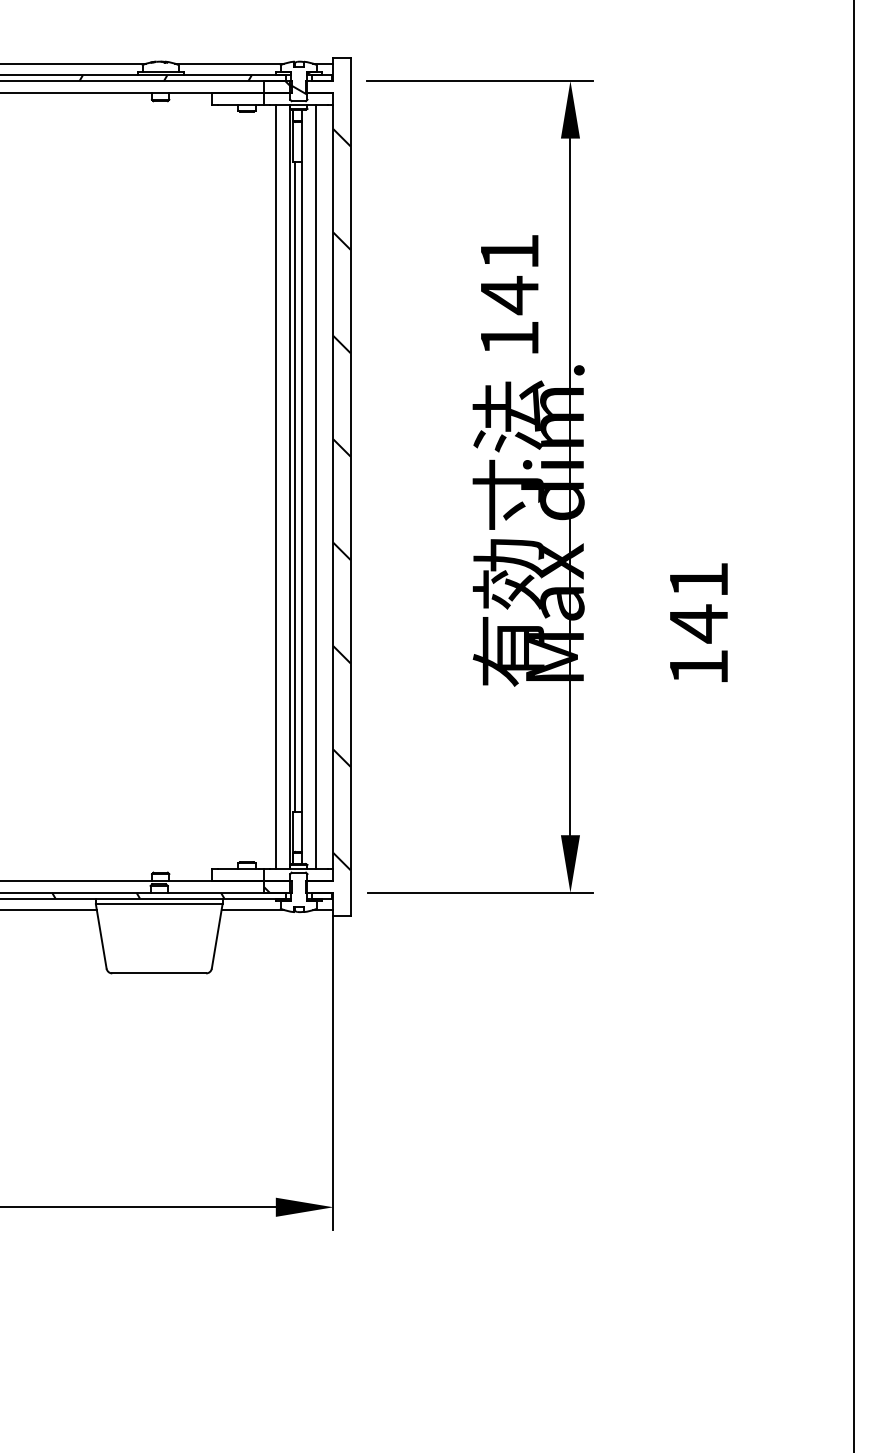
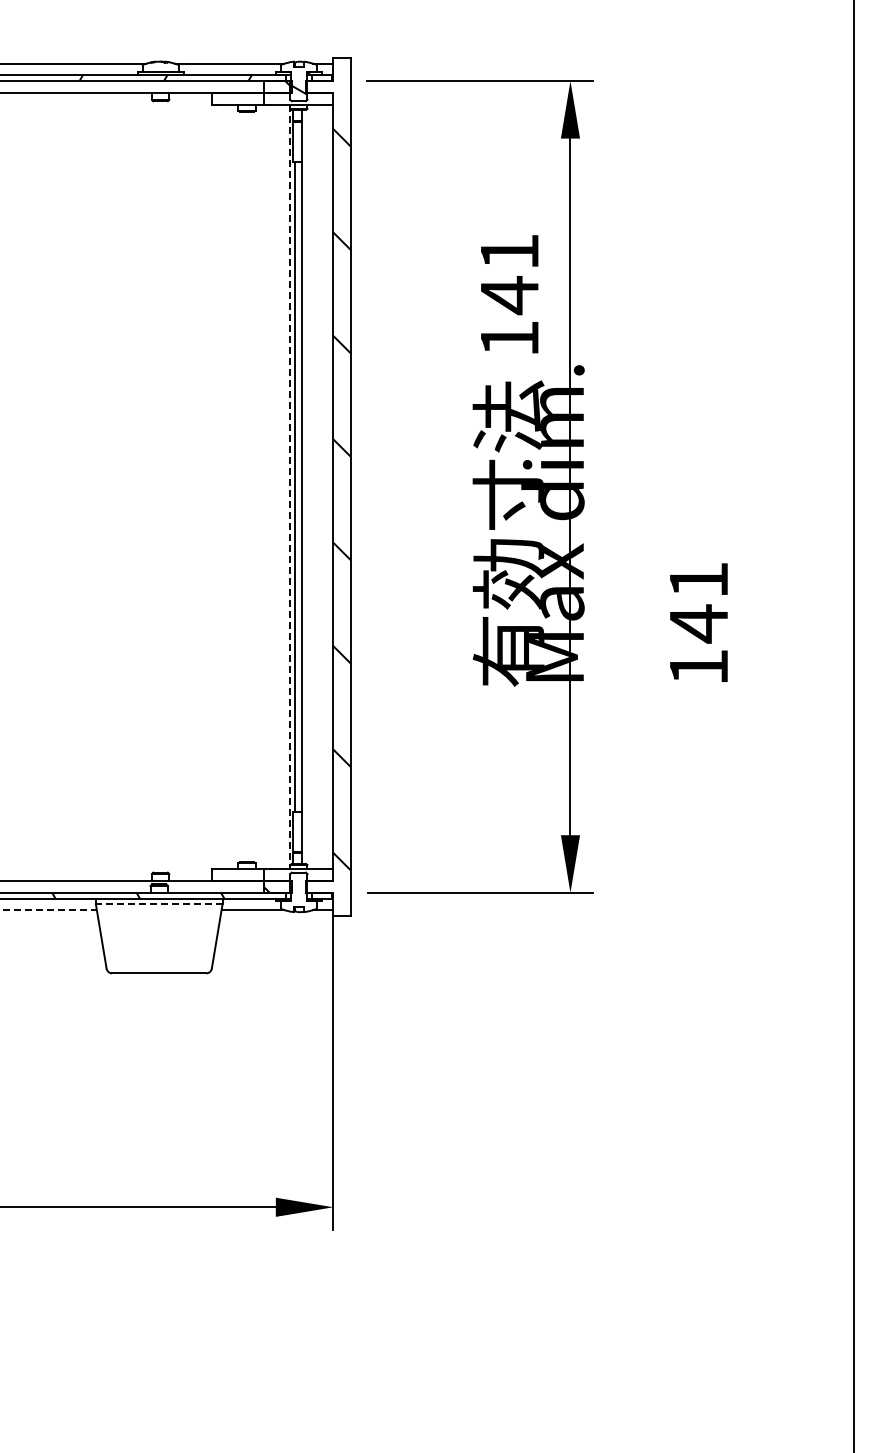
line: present -> none (275, 486)
line: present -> none (316, 486)
line: solid -> dashed (289, 487)
line: solid -> dashed (158, 904)
line: solid -> dashed (48, 910)
